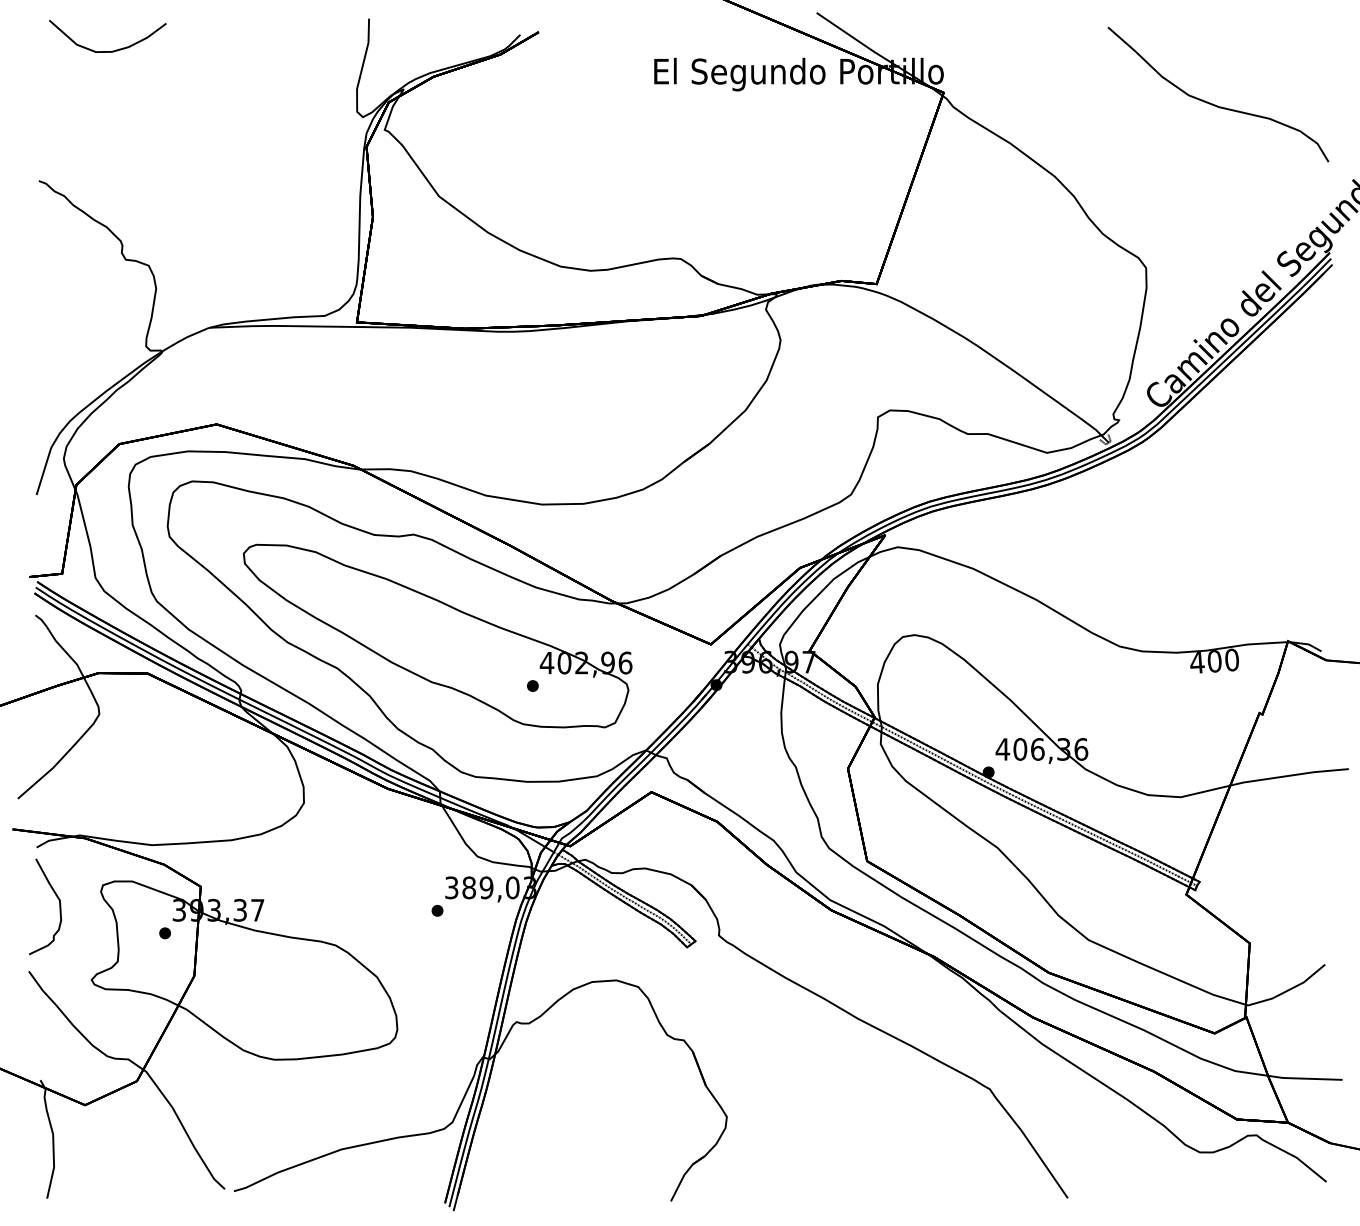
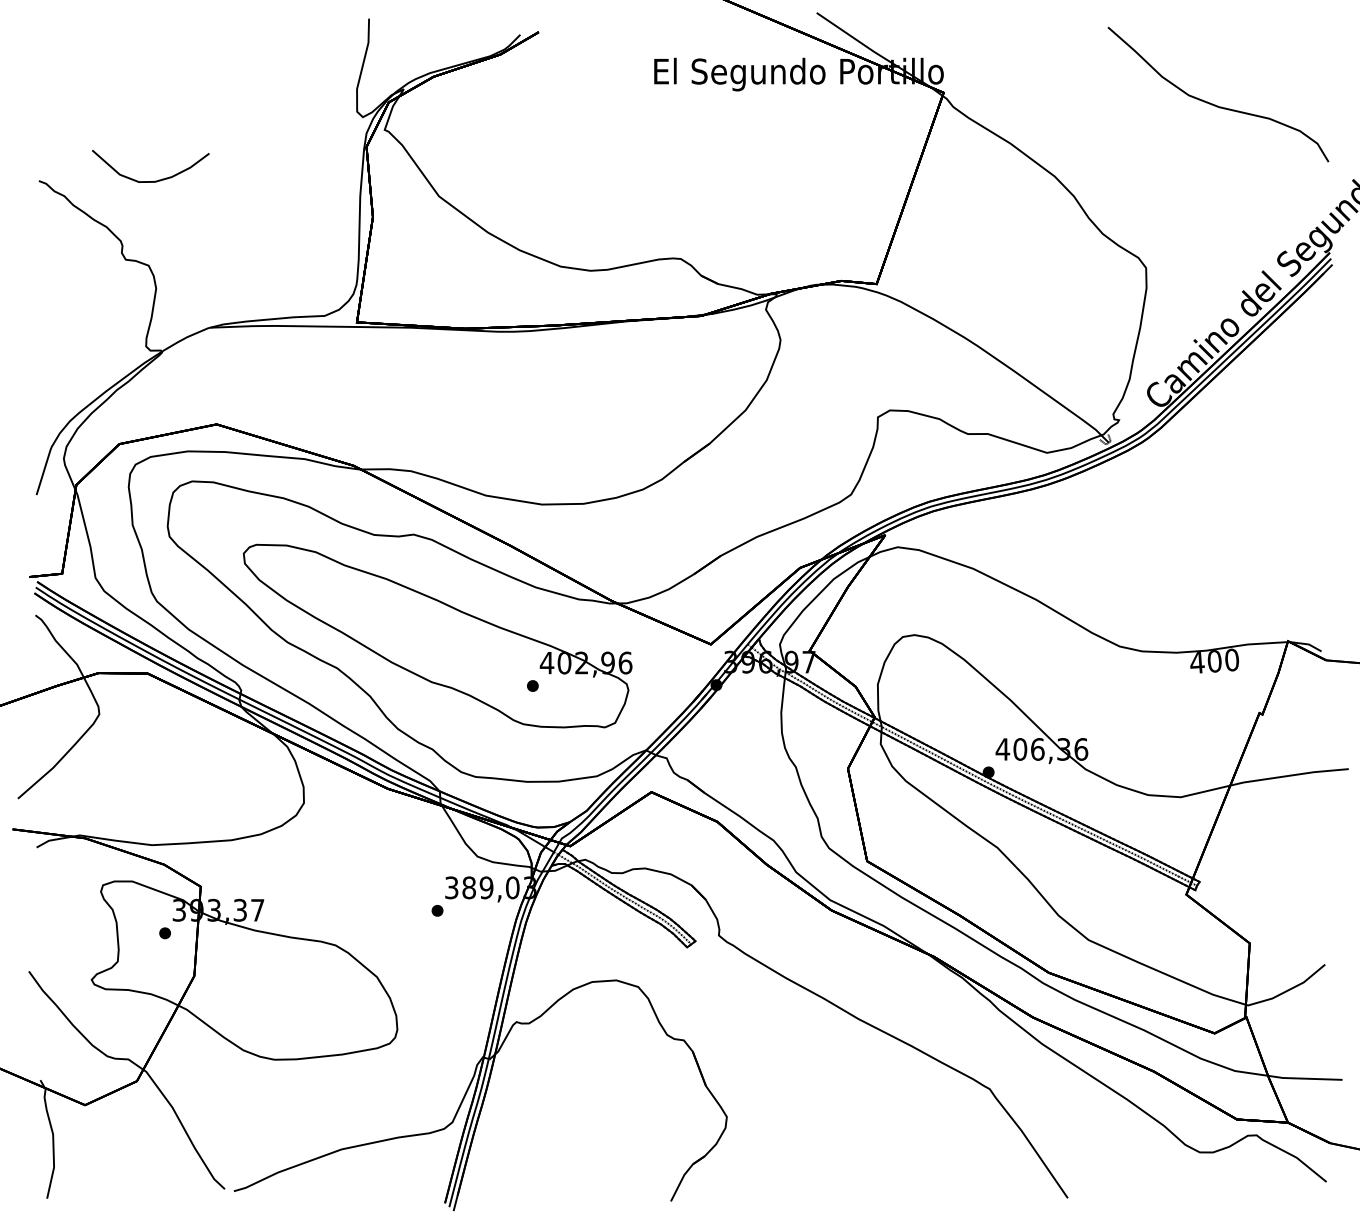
curve position: (112, 50) -> (155, 180) (155, 180)
curve: present -> none (59, 906)
